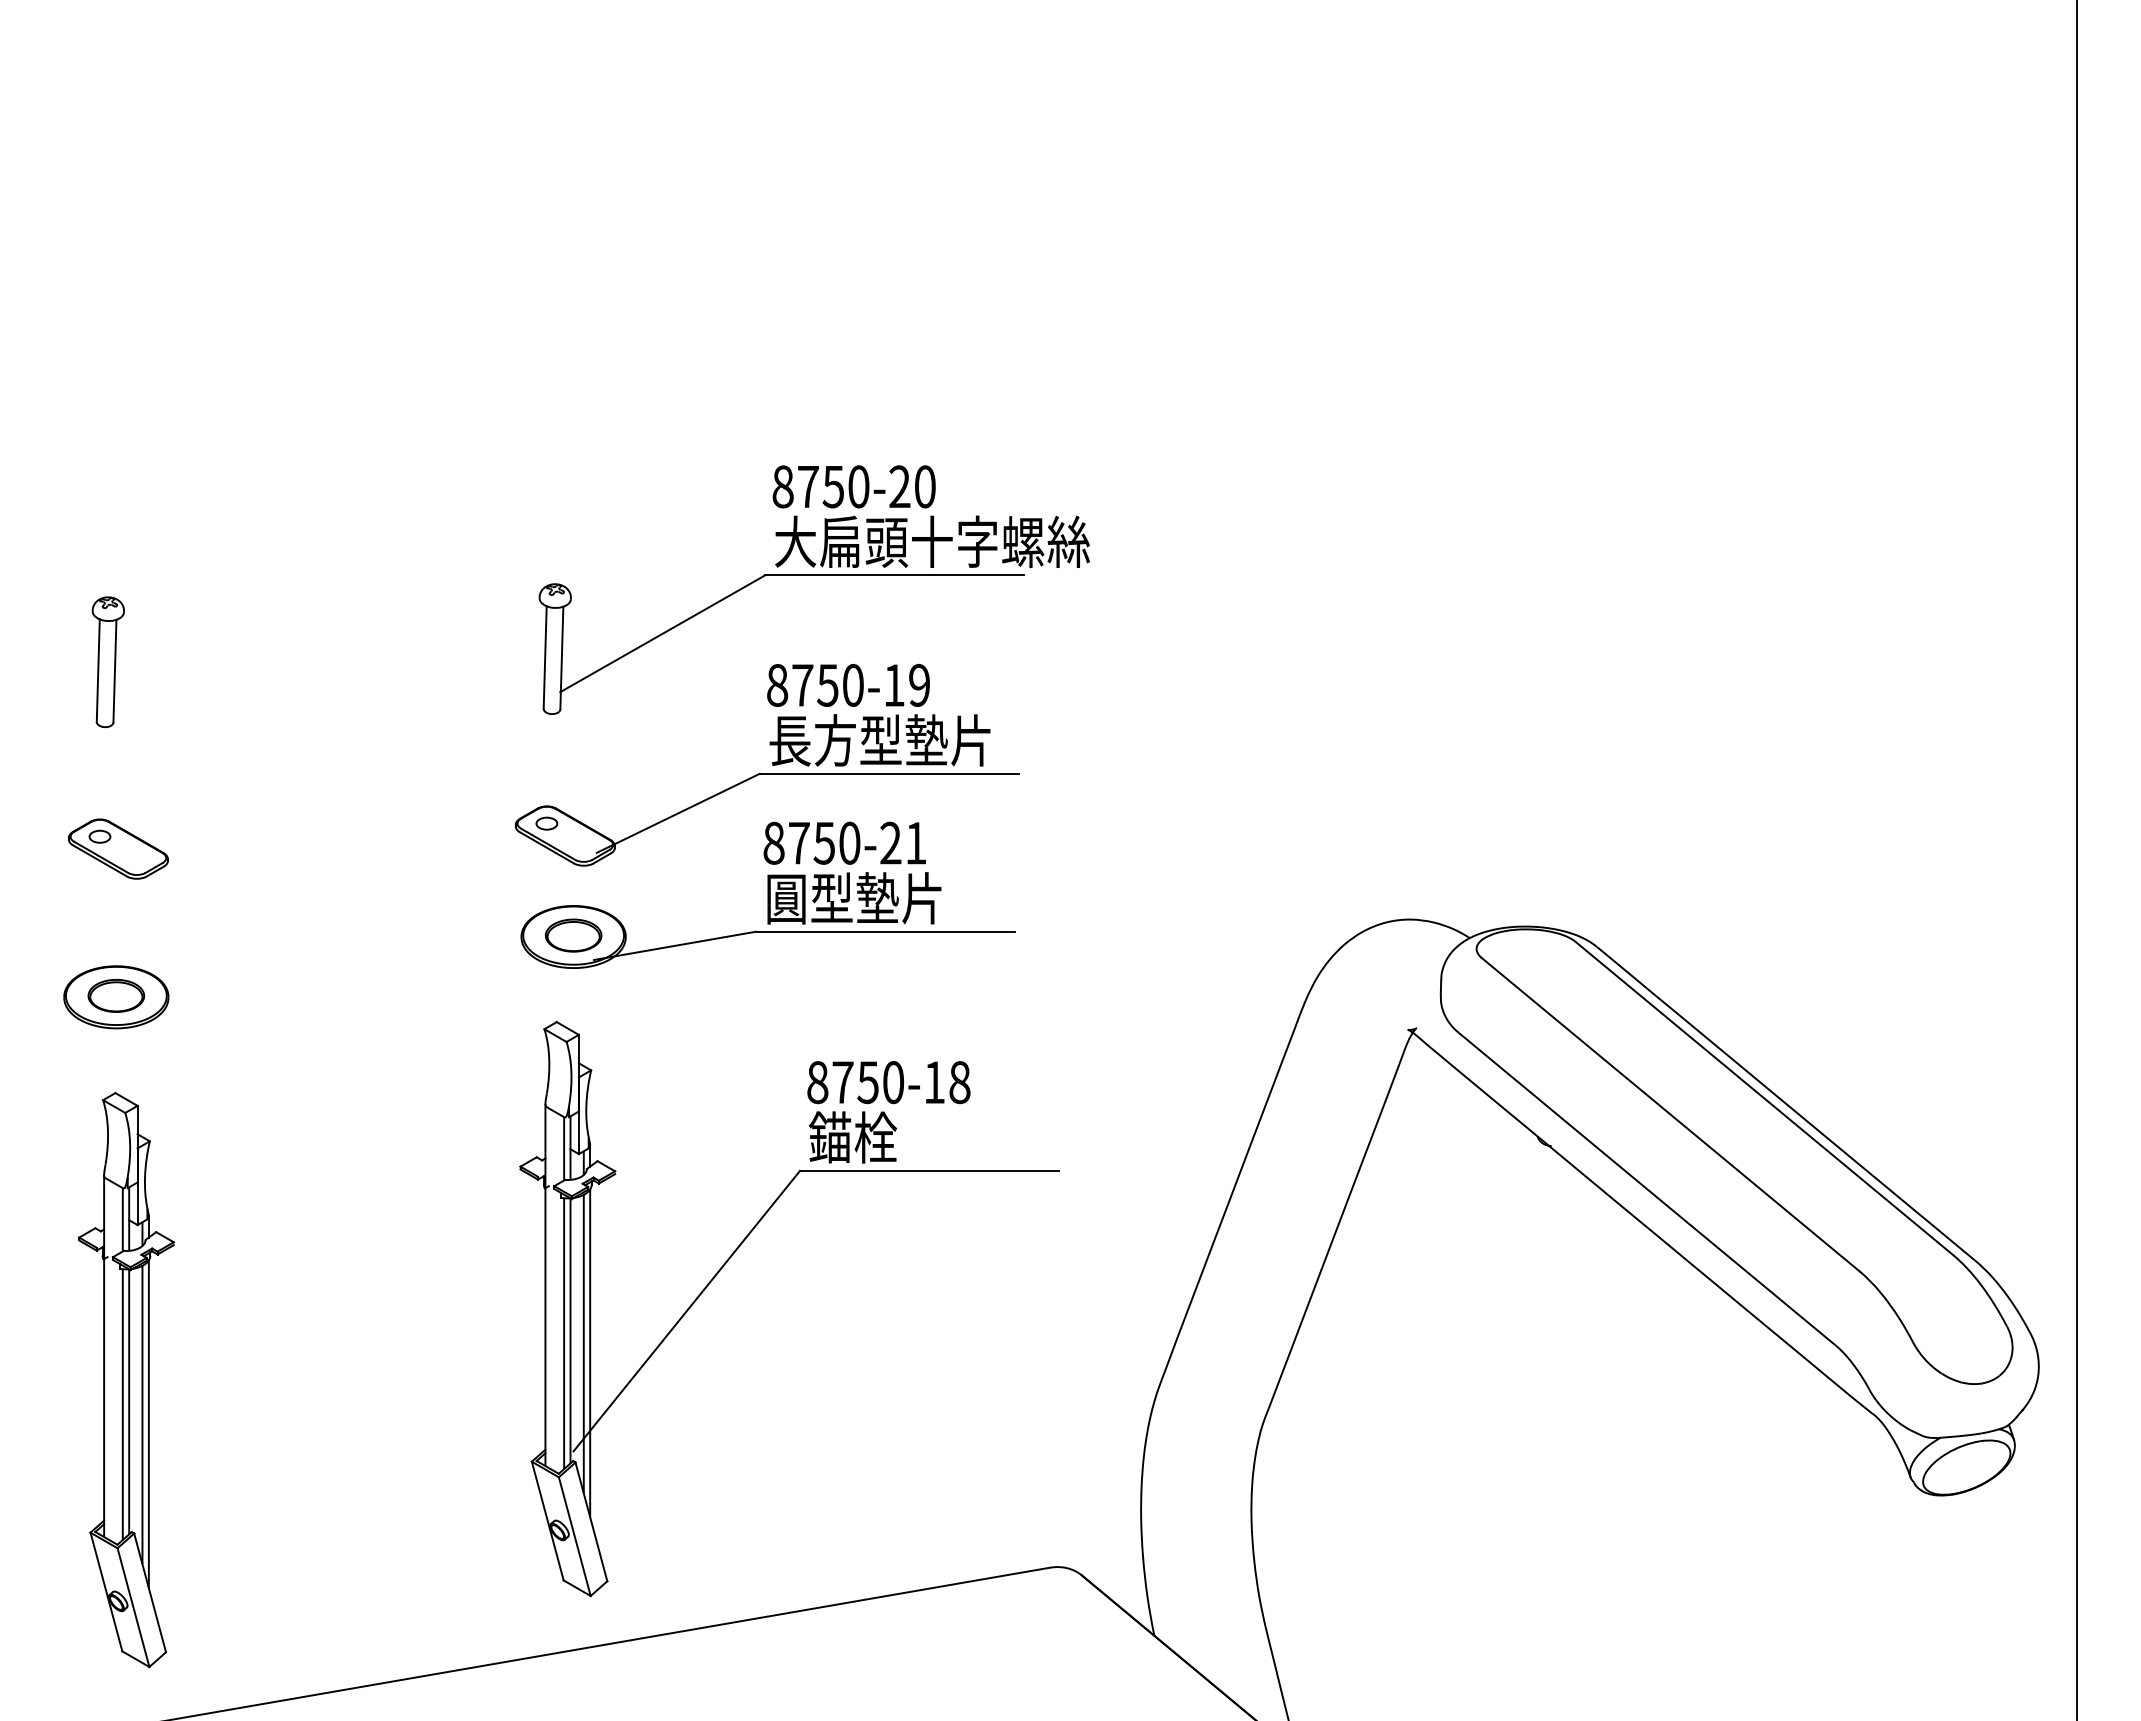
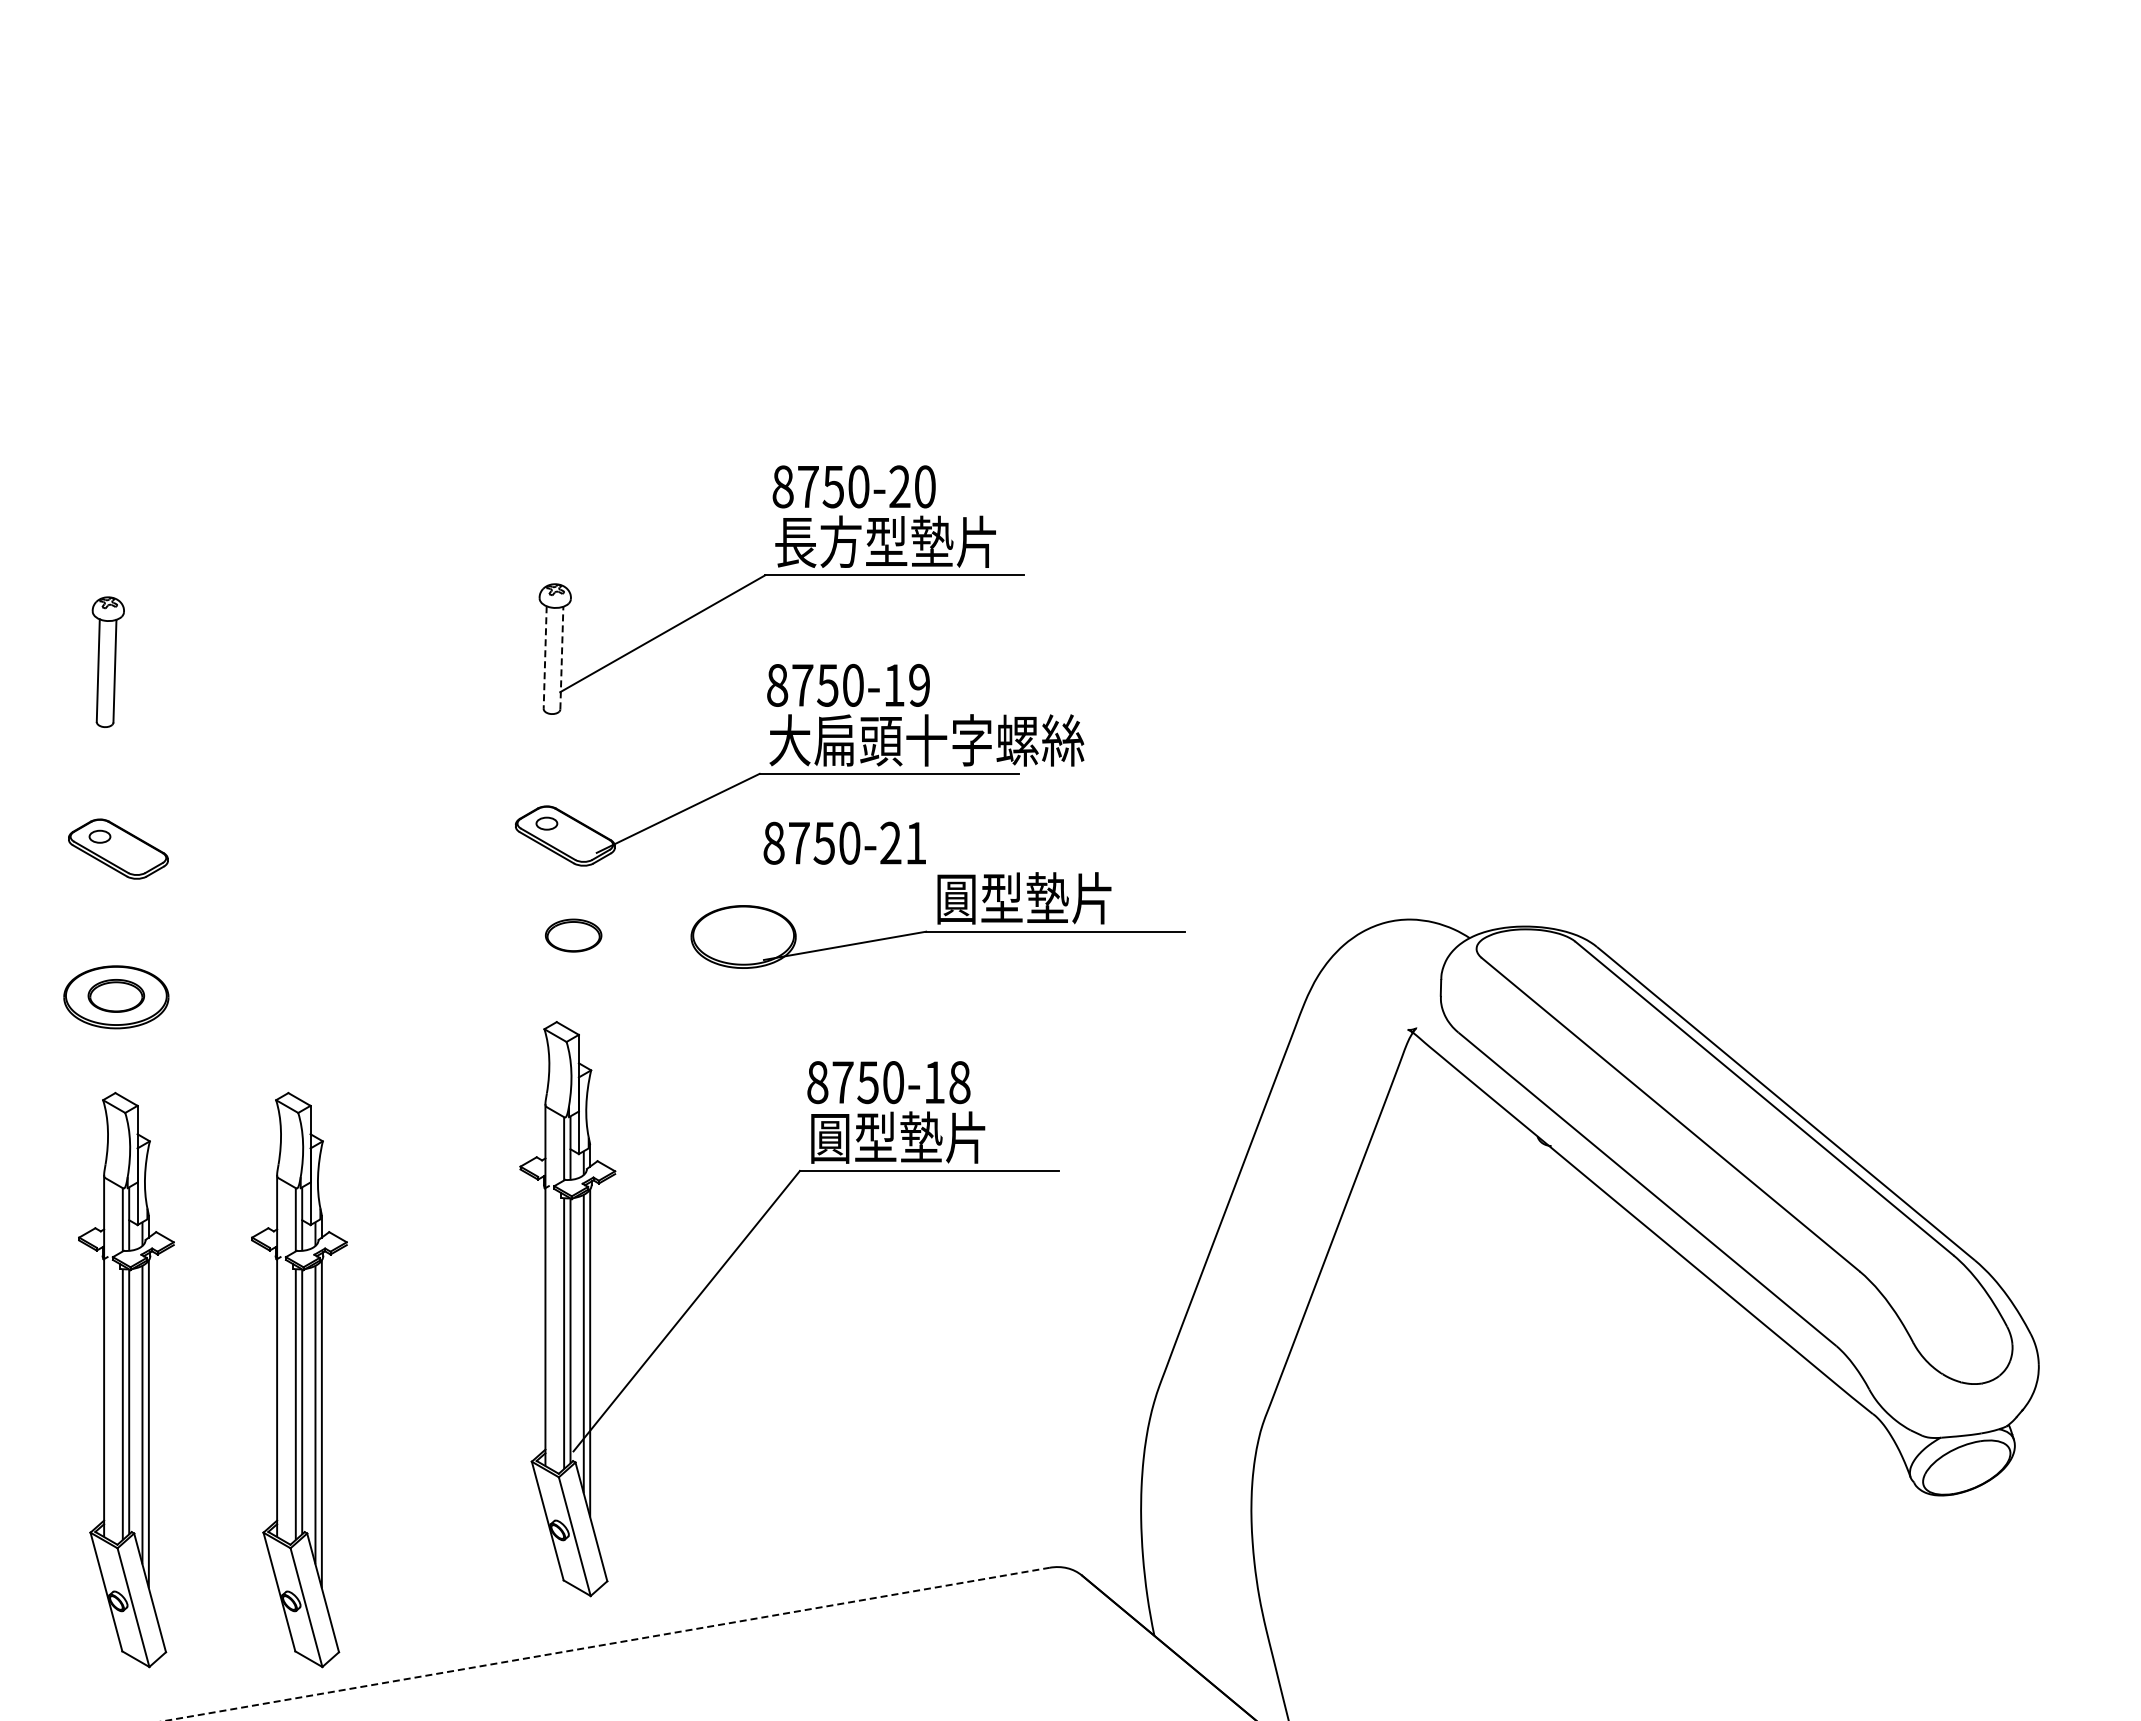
text: 大扁頭十字螺絲 -> 長方型墊片 (932, 541)
line: solid -> dashed (561, 657)
line: solid -> dashed (545, 658)
text: 長方型墊片 -> 大扁頭十字螺絲 (926, 740)
line: present -> none (2076, 859)
part position: (767, 920) -> (937, 920) (937, 920)
text: 錨栓 -> 圓型墊片 (896, 1137)
part: none -> present (299, 1379)
line: solid -> dashed (607, 1644)
